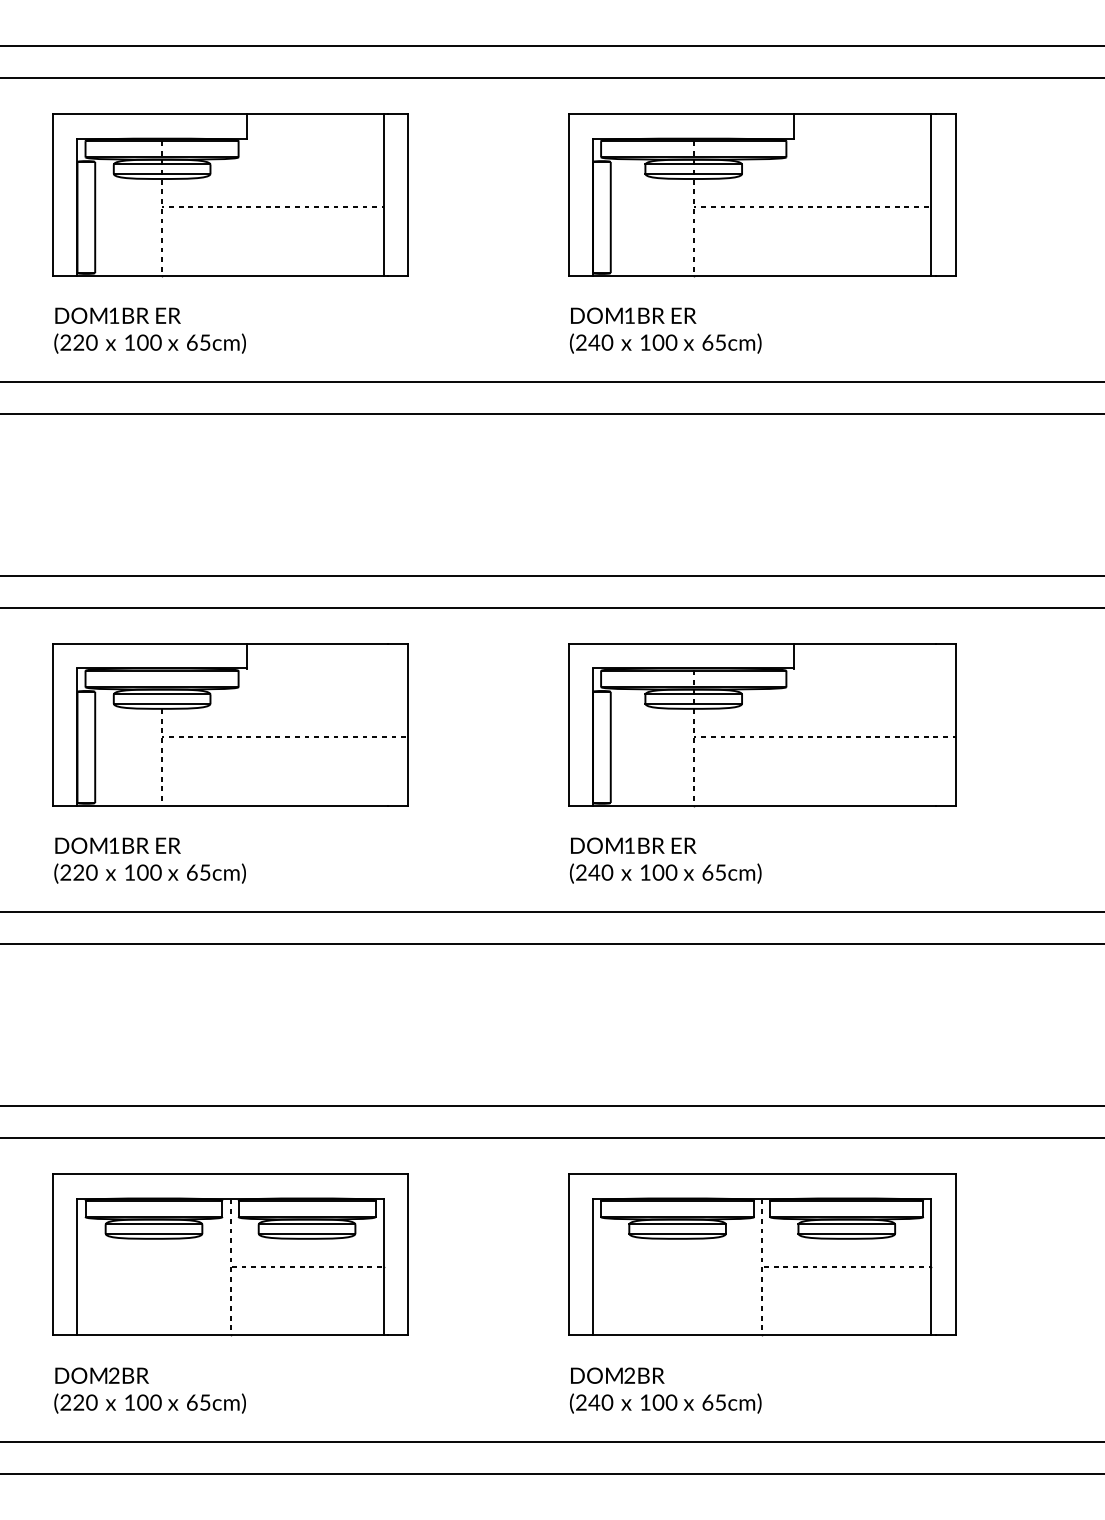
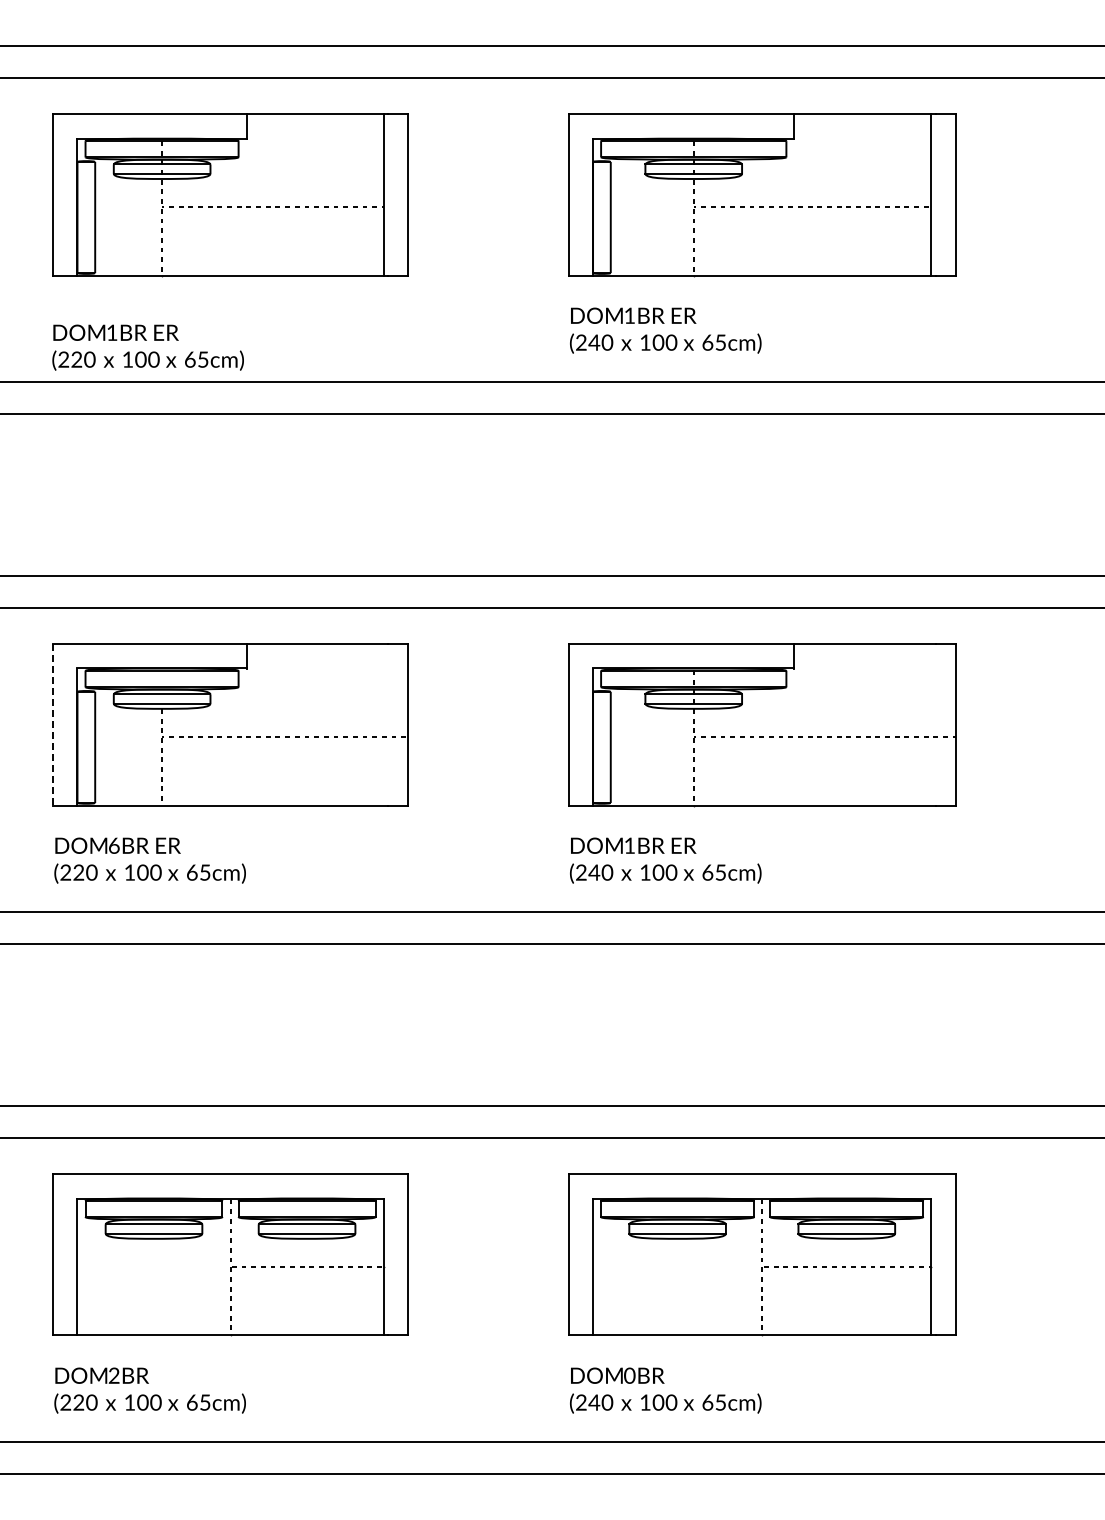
text position: (149, 330) -> (147, 347) (147, 347)
line: solid -> dashed (53, 724)
text: 1BR -> 6BR (114, 845)
text: 2BR -> 0BR (629, 1375)
